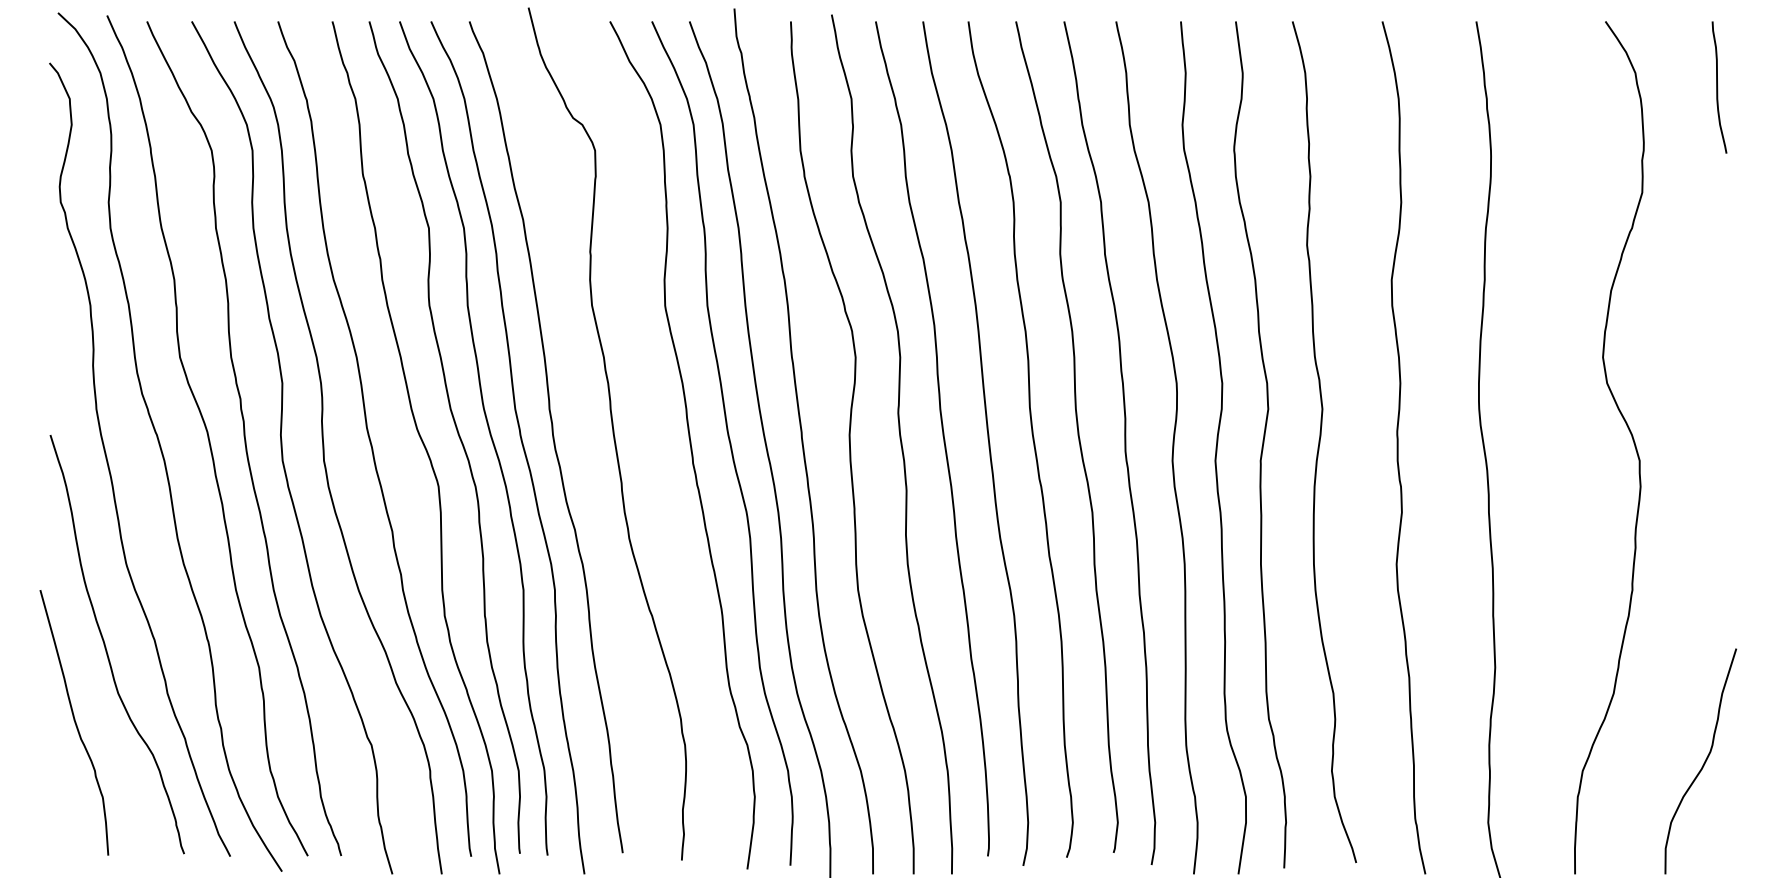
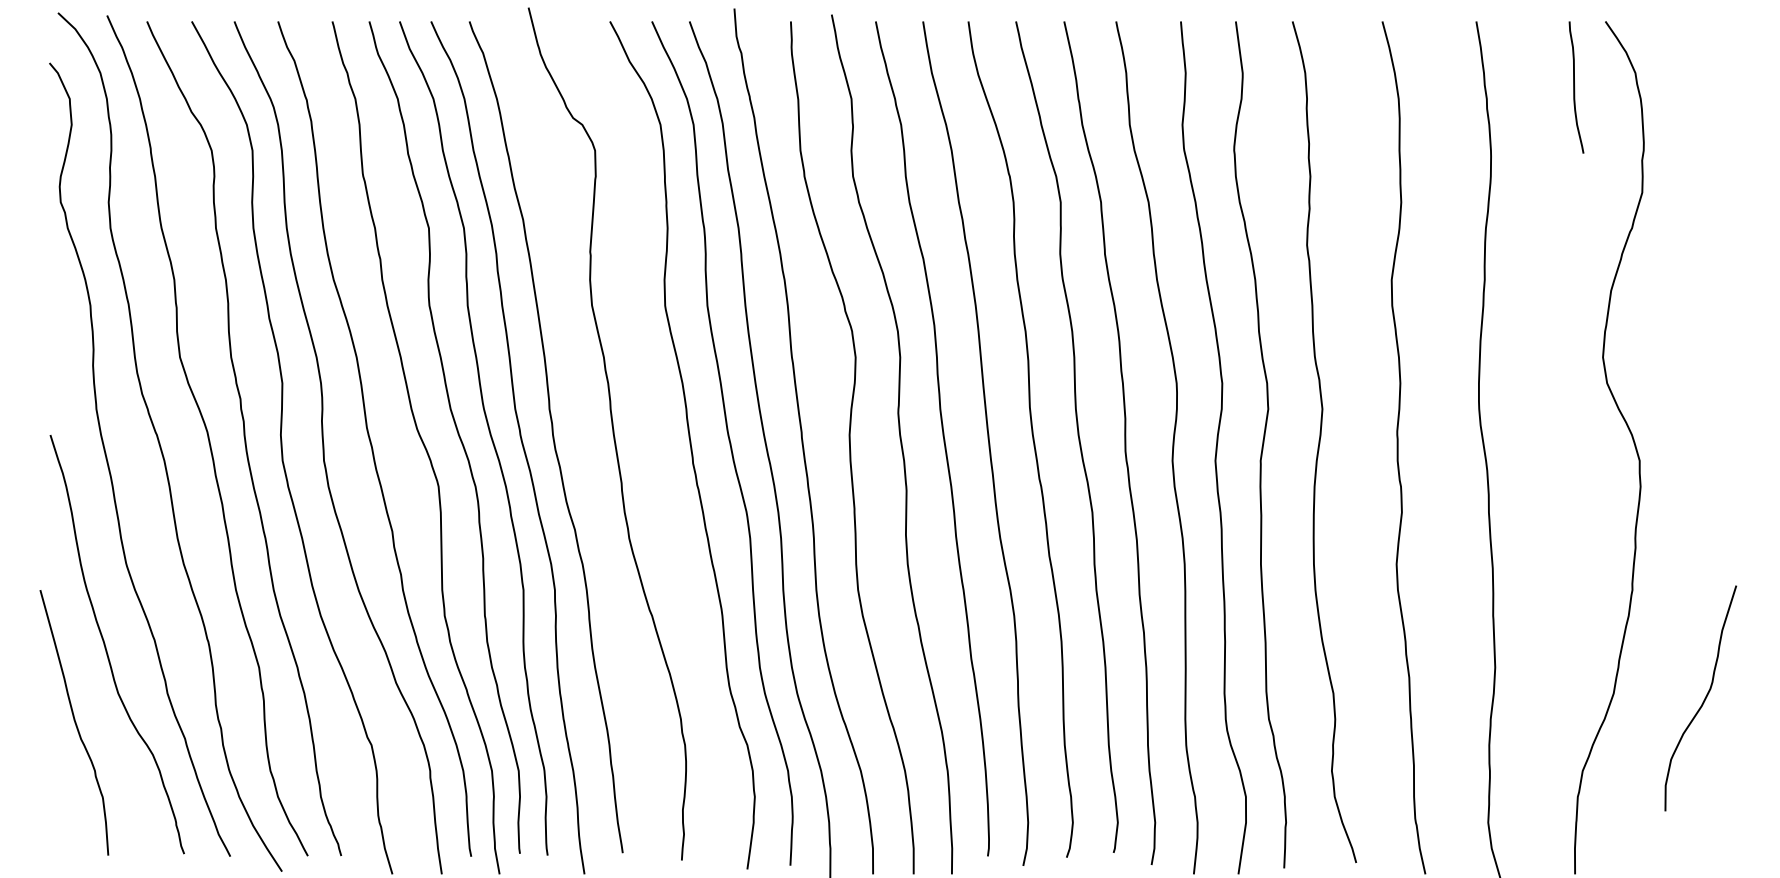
curve position: (1718, 87) -> (1575, 87) (1575, 87)
curve position: (1703, 763) -> (1703, 700) (1703, 700)
